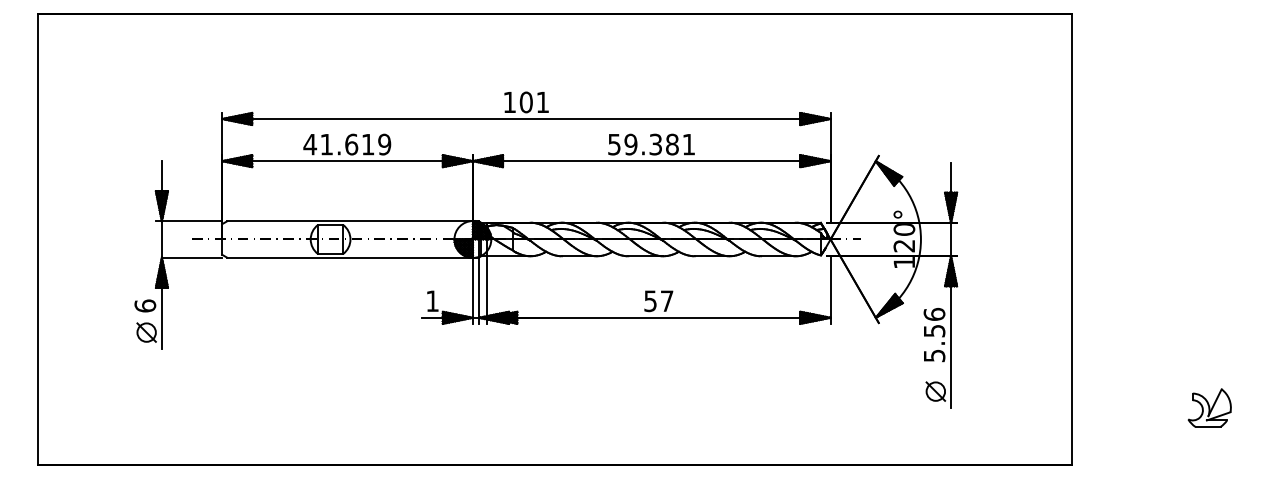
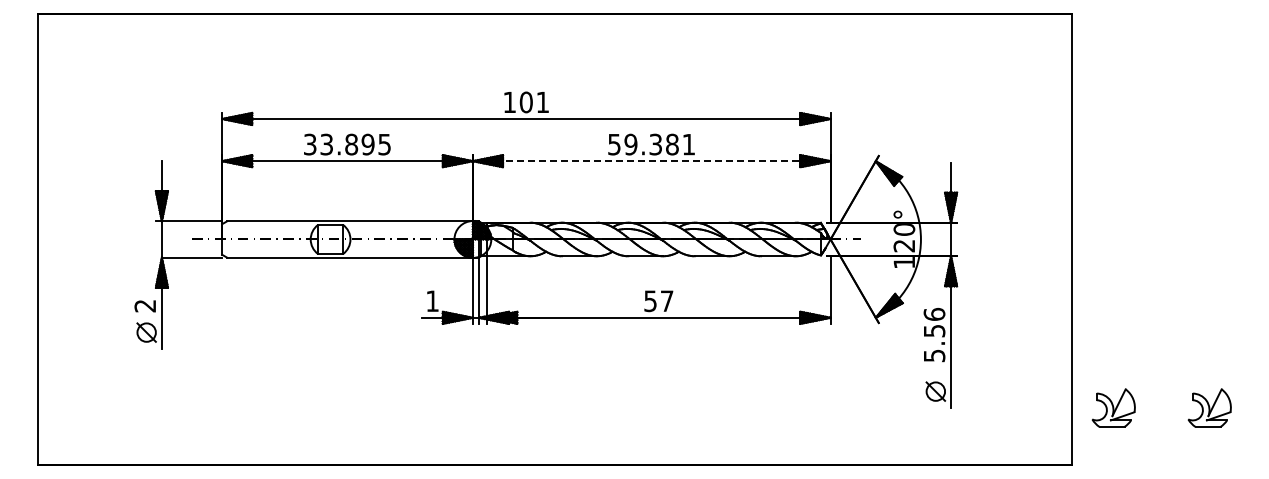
text: 41.619 -> 33.895 (347, 144)
line: solid -> dashed (651, 161)
text: 6 -> 2 (145, 305)
part: none -> present (1113, 407)
